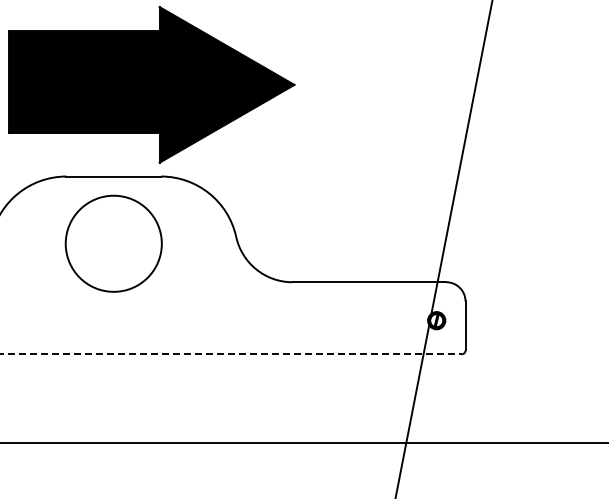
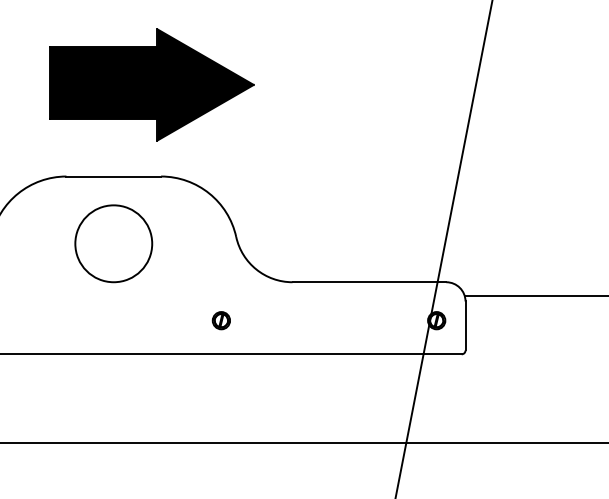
part size: 288x158 px -> 206x114 px (151, 84)
circle diameter: 96 px -> 77 px (113, 243)
line: none -> present (534, 295)
part: none -> present (220, 320)
line: dashed -> solid (231, 354)
